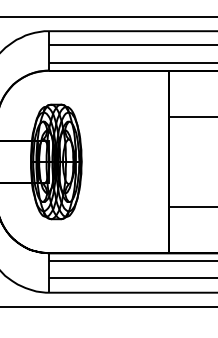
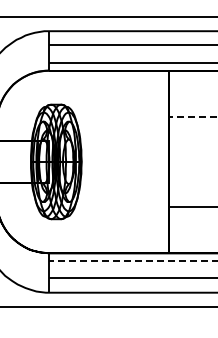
line: solid -> dashed (192, 116)
line: solid -> dashed (132, 261)
